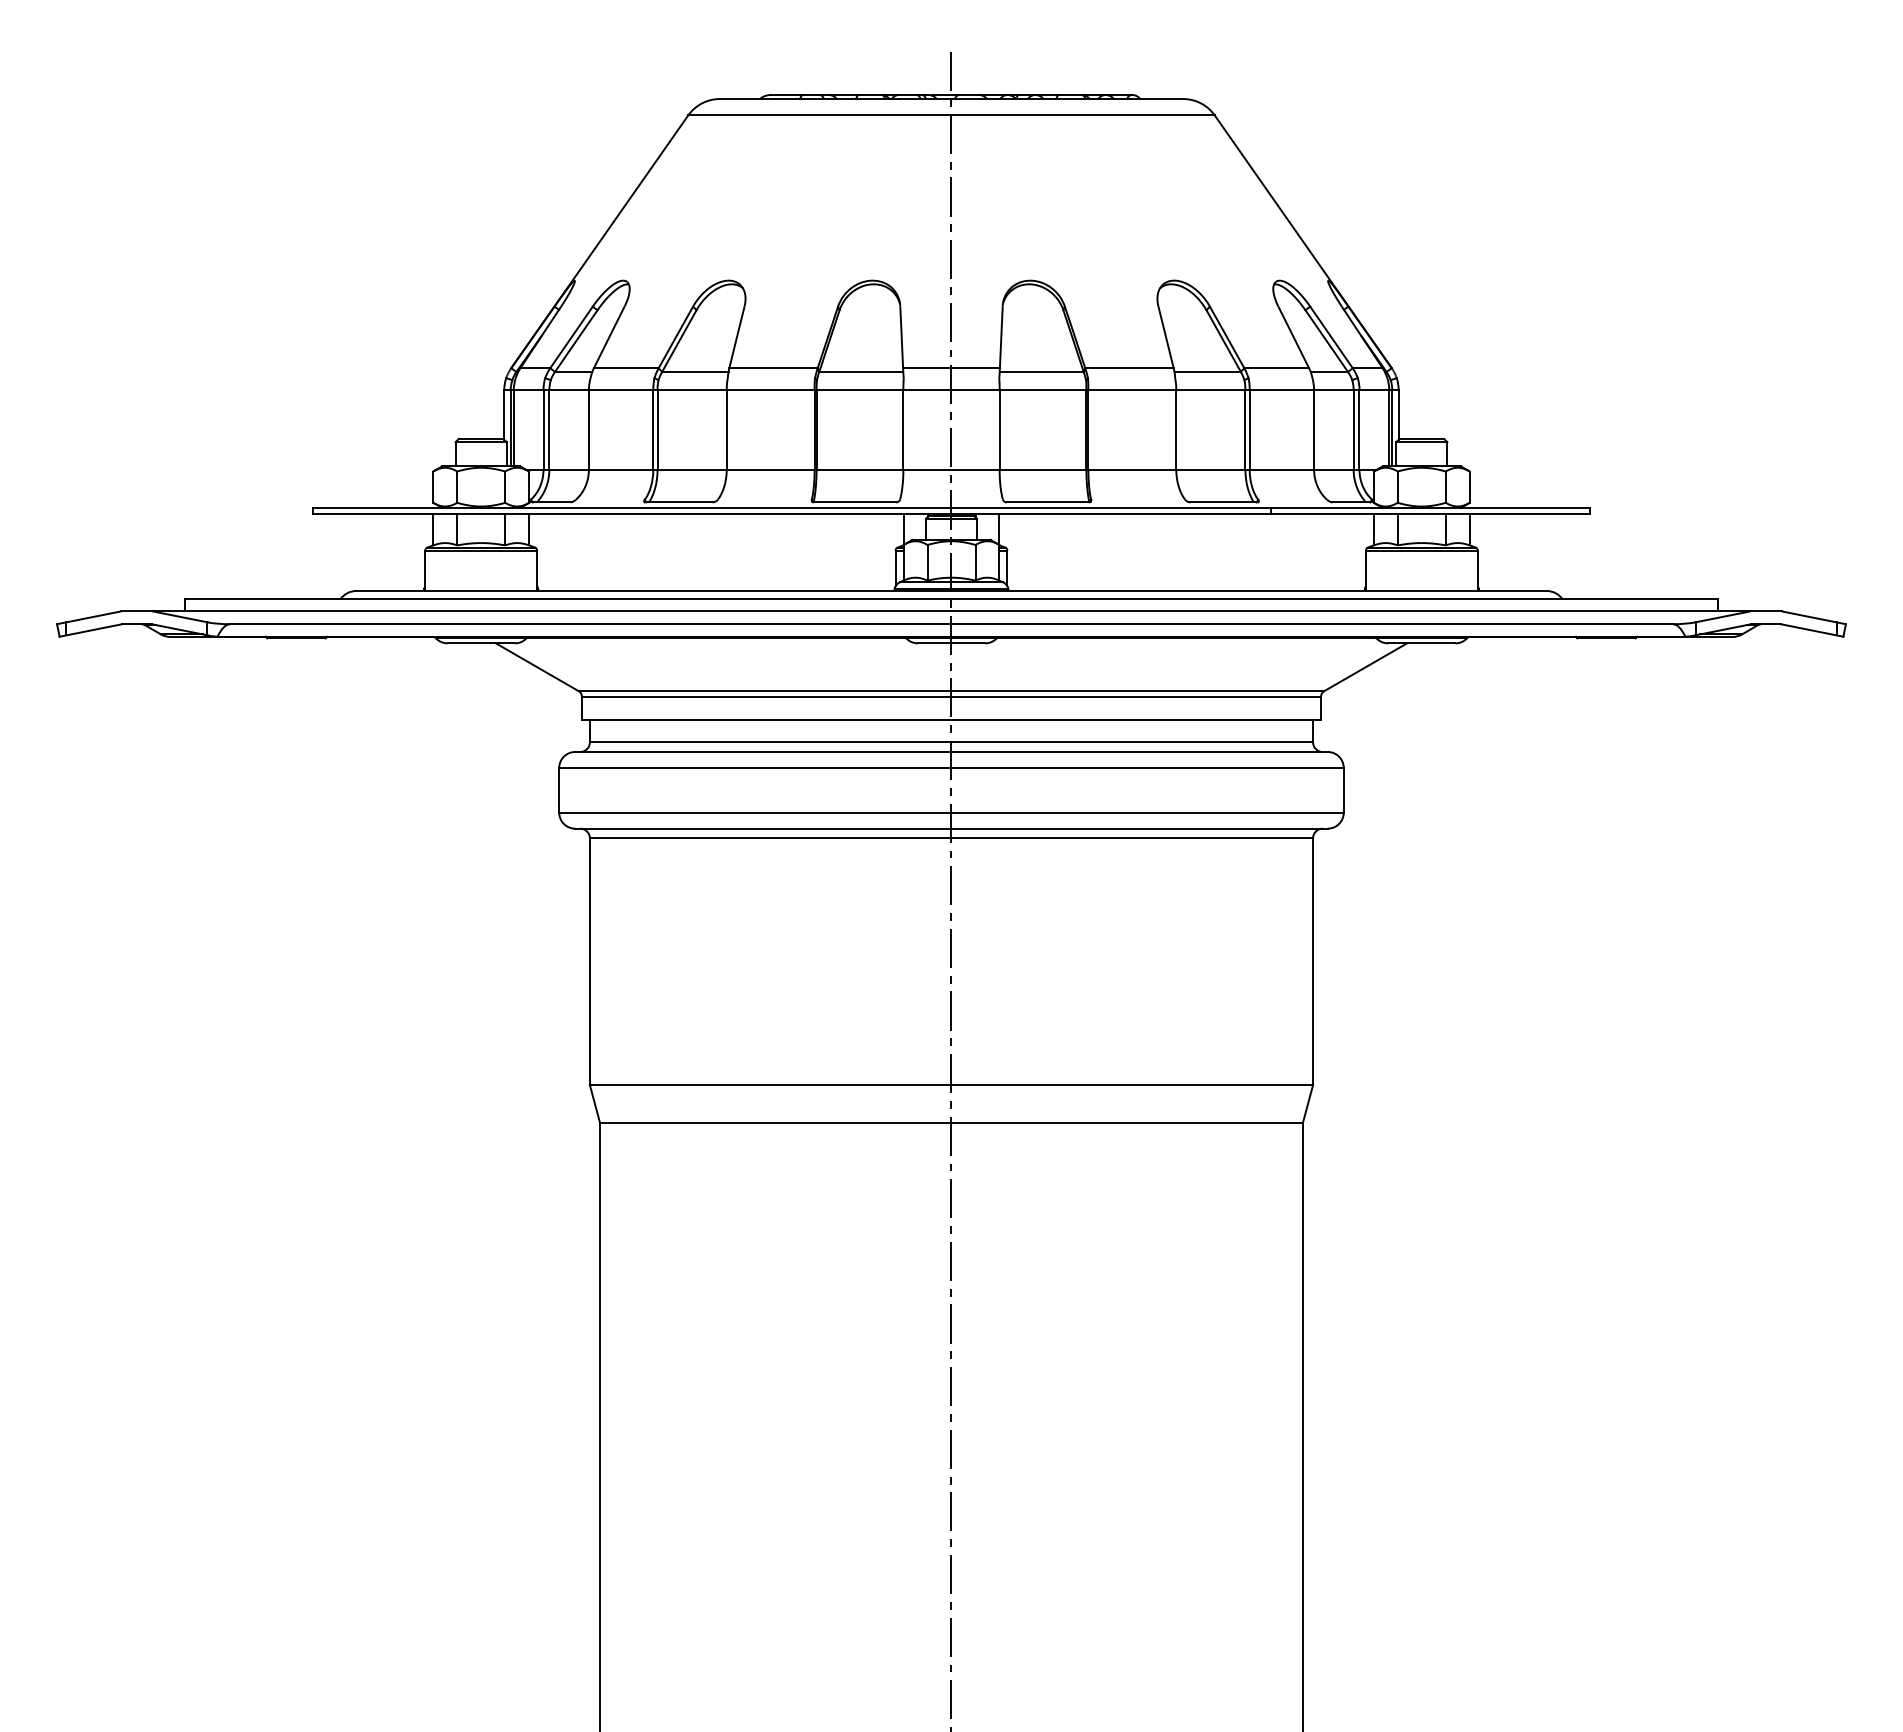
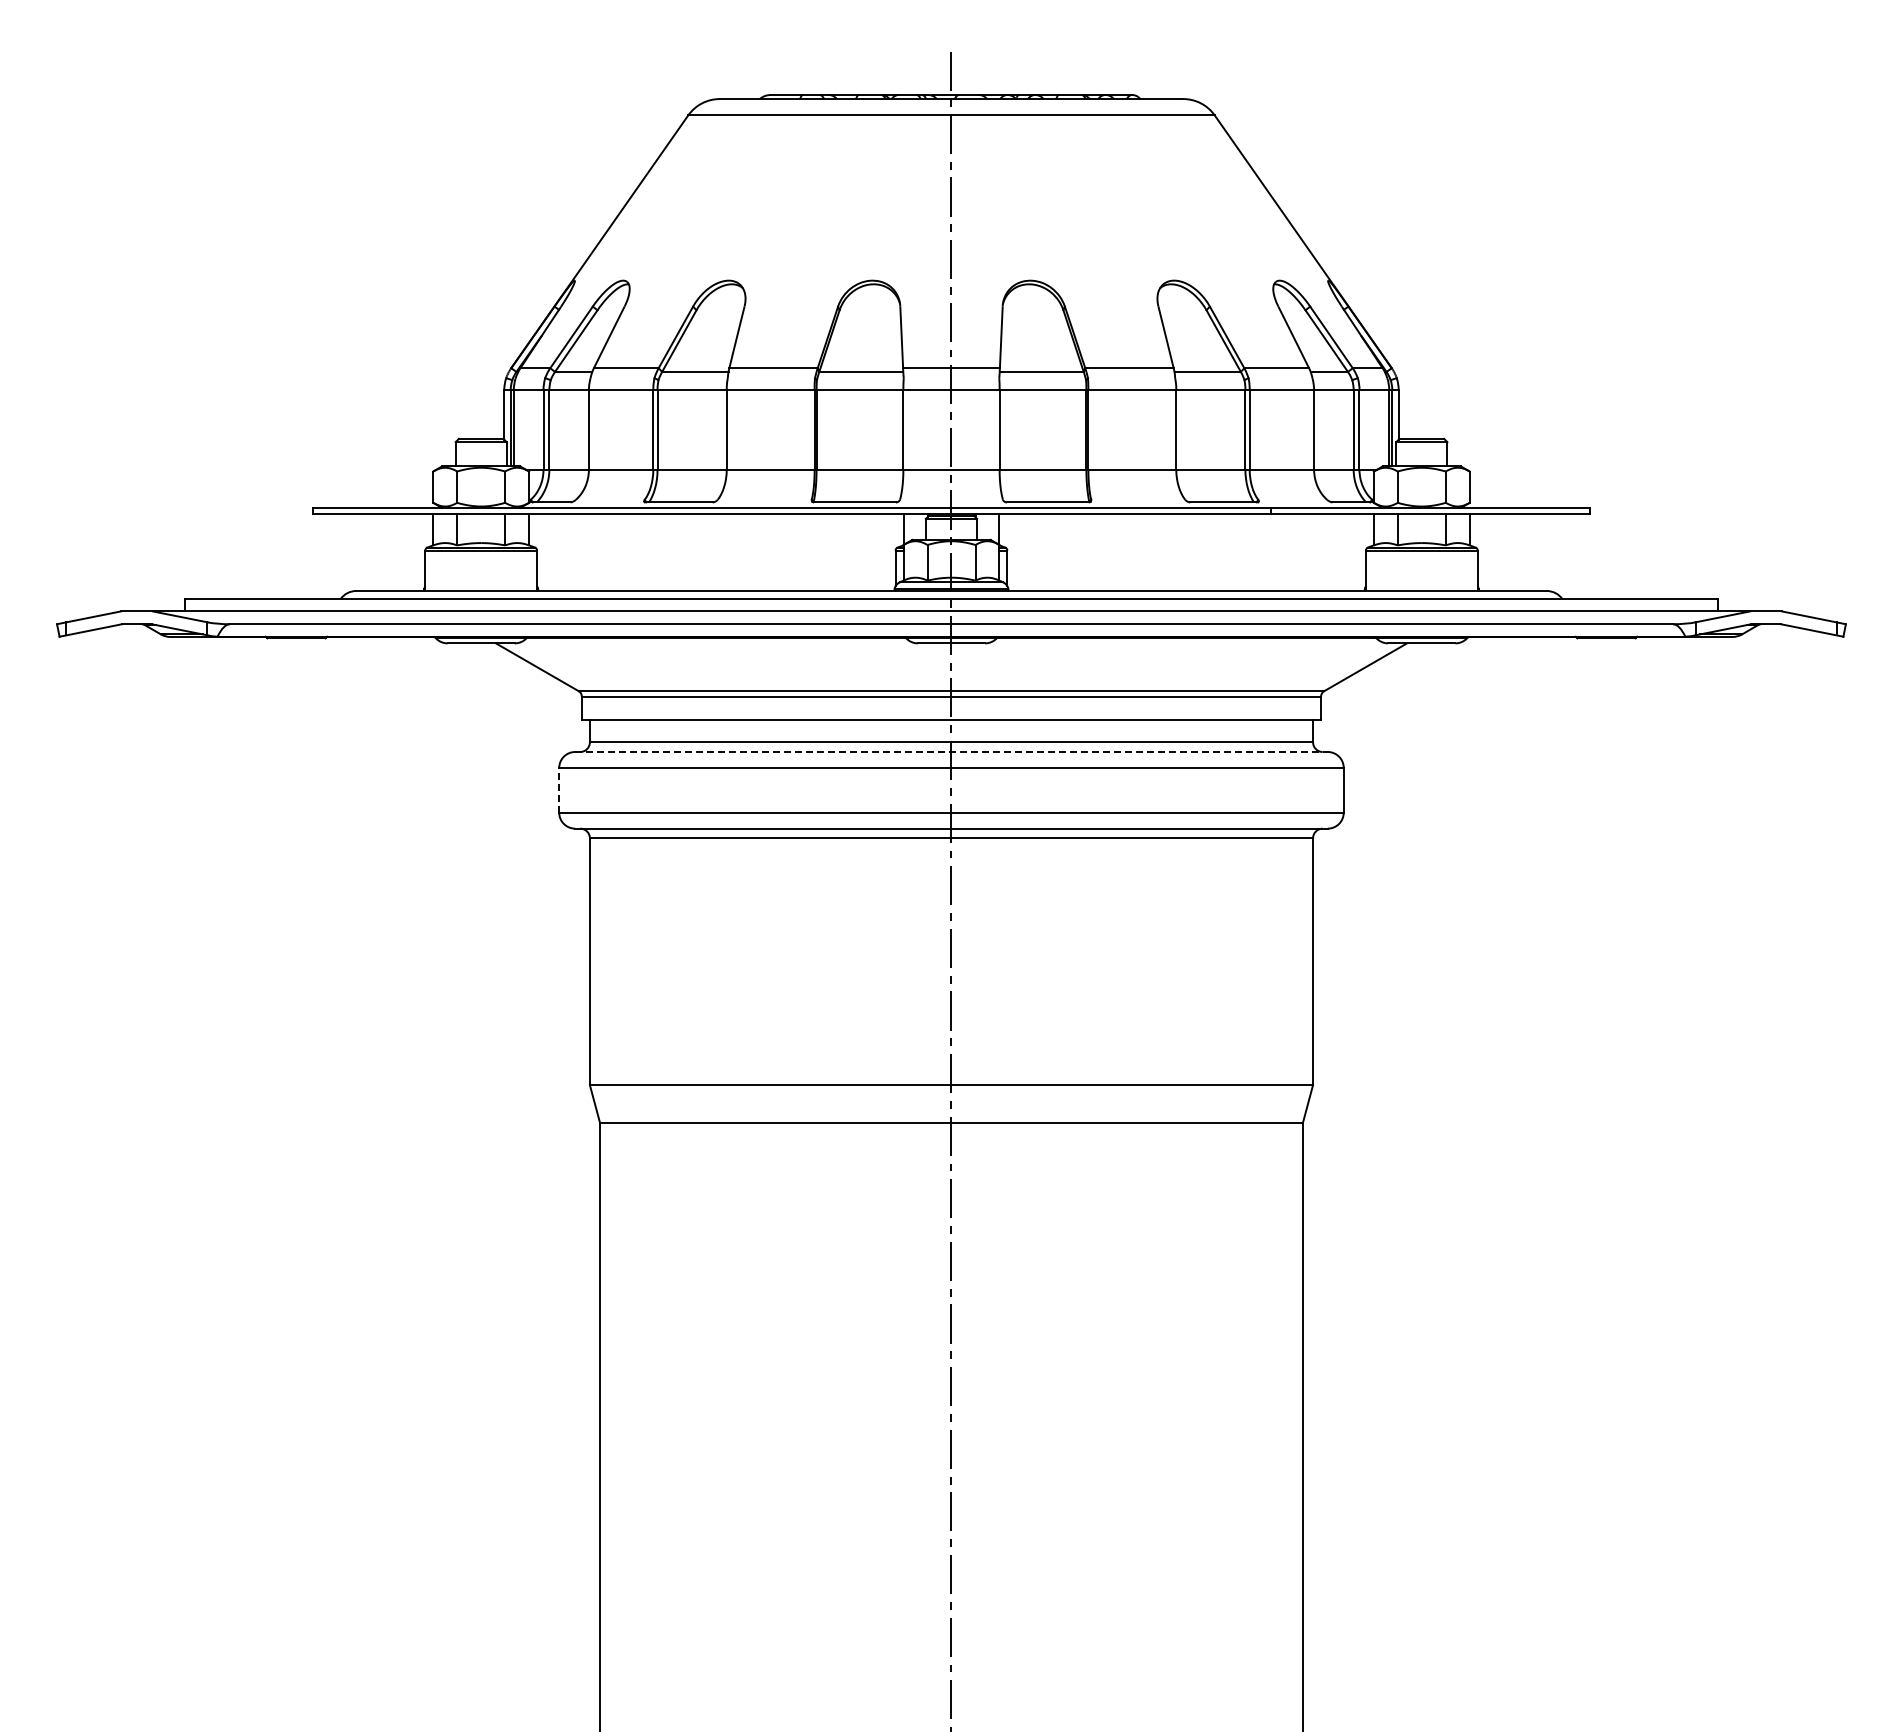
line: solid -> dashed (951, 752)
line: solid -> dashed (559, 789)
